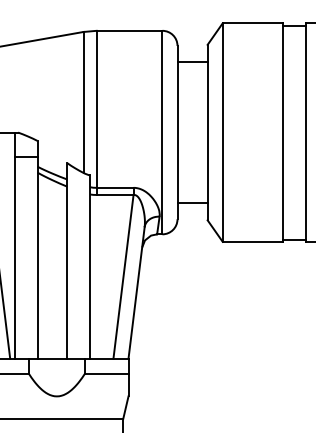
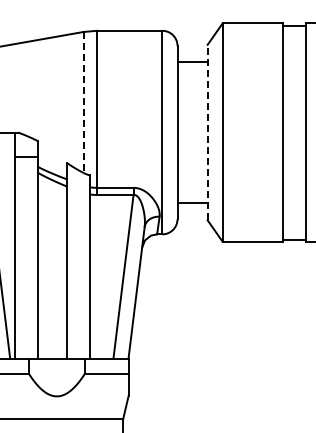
line: solid -> dashed (83, 102)
line: solid -> dashed (207, 132)
